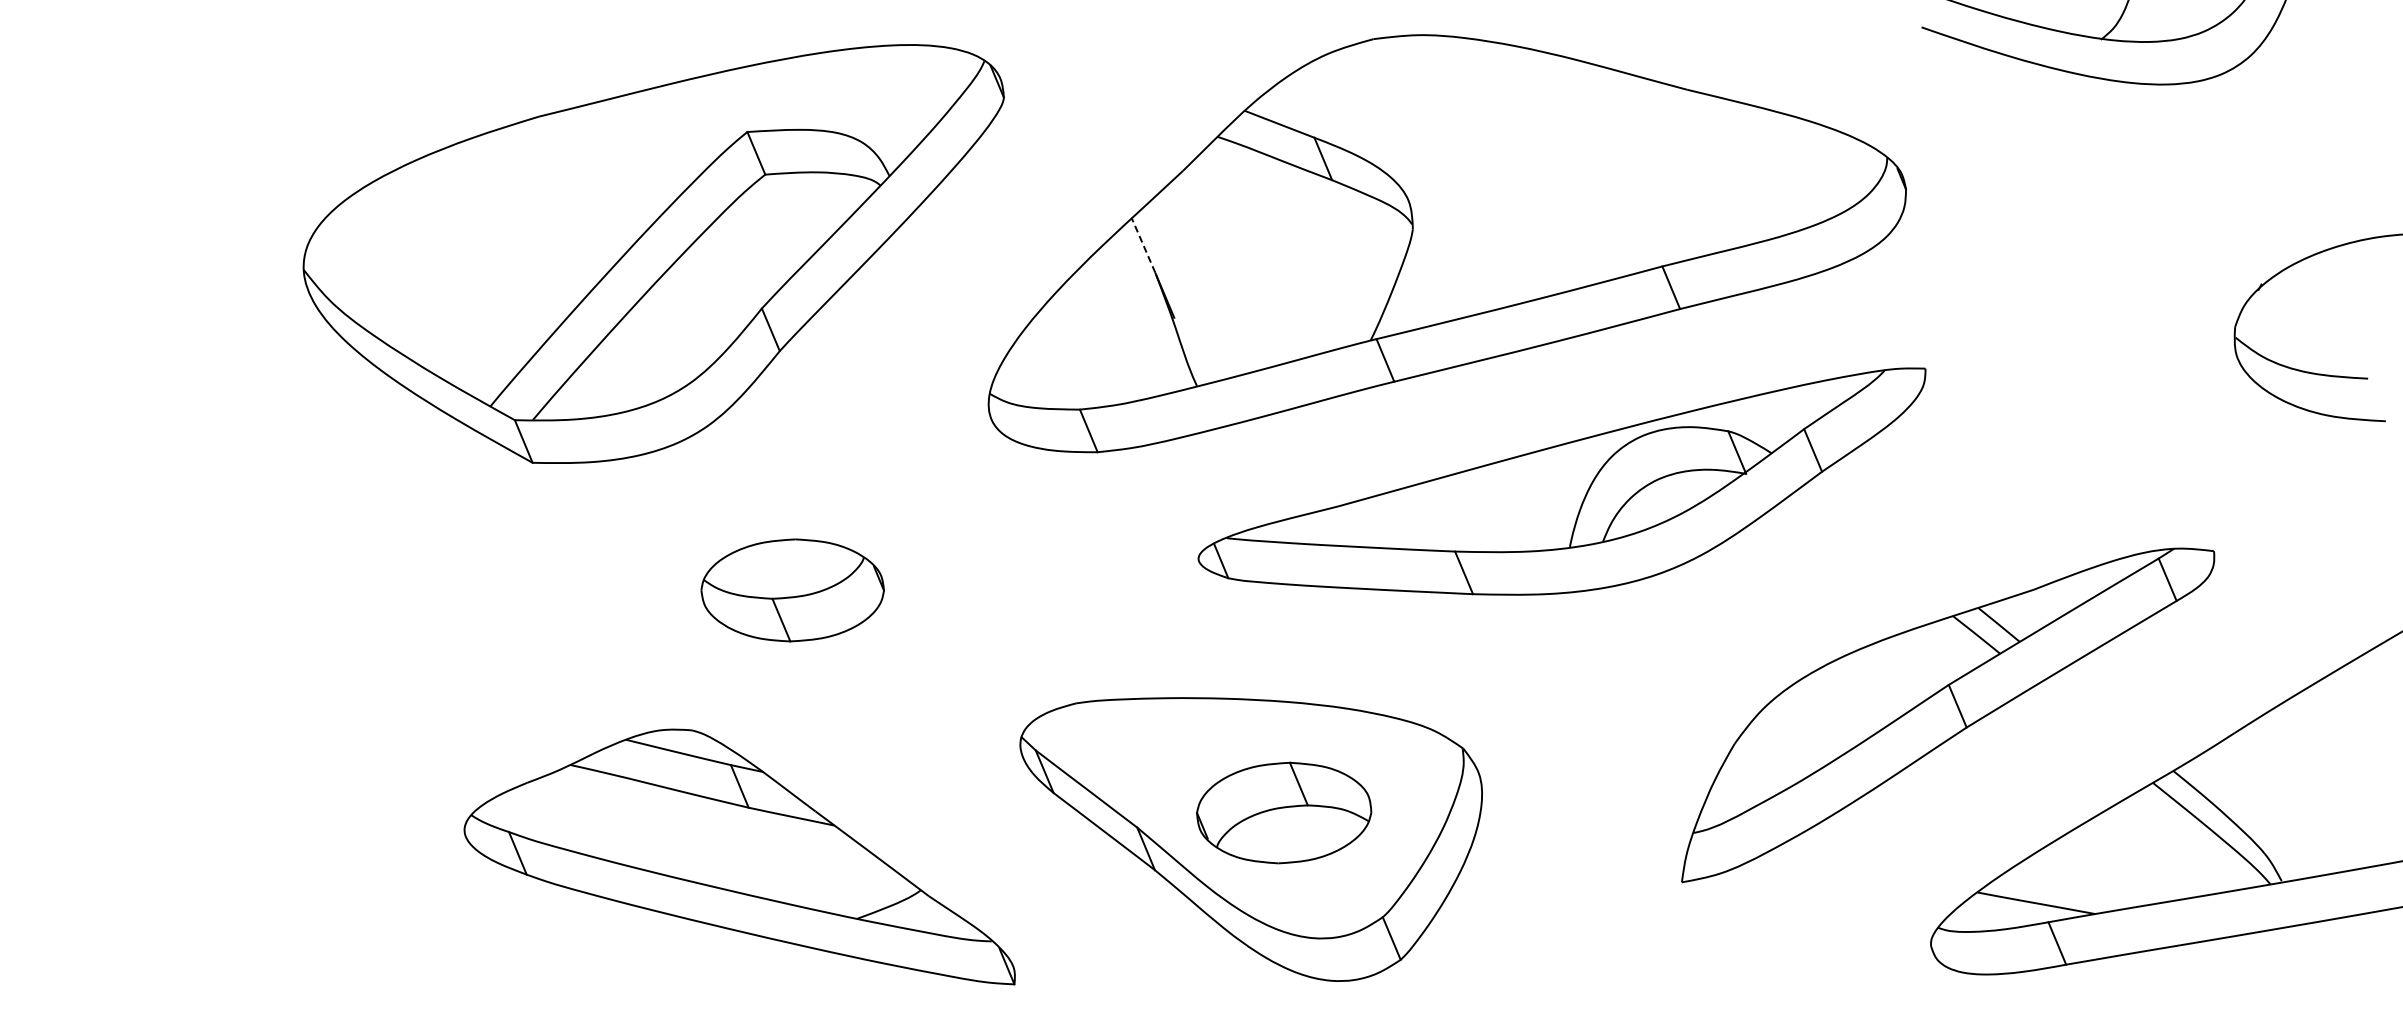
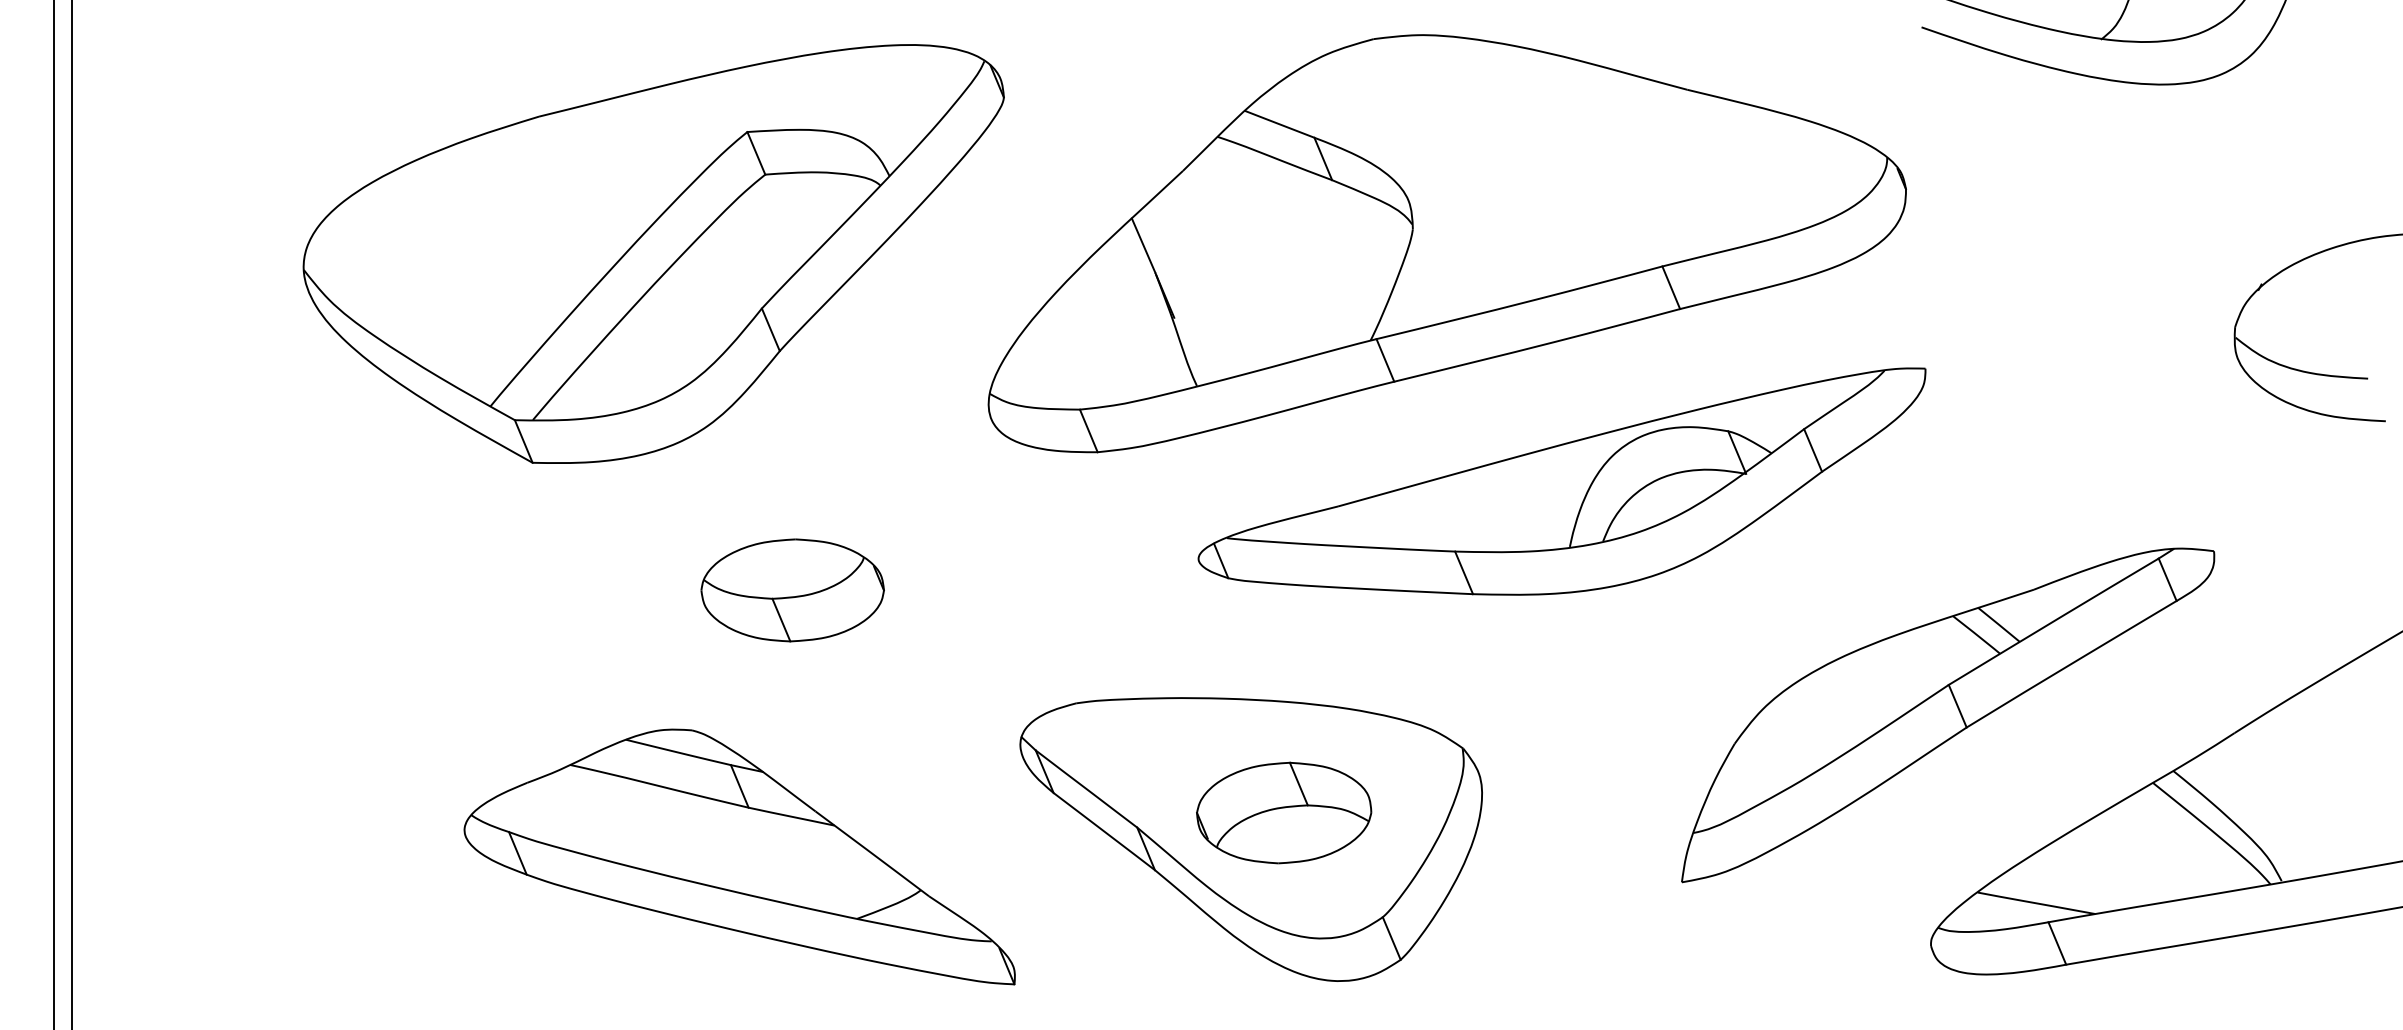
line: dashed -> solid (1143, 245)
line: none -> present (54, 514)
line: none -> present (72, 514)
